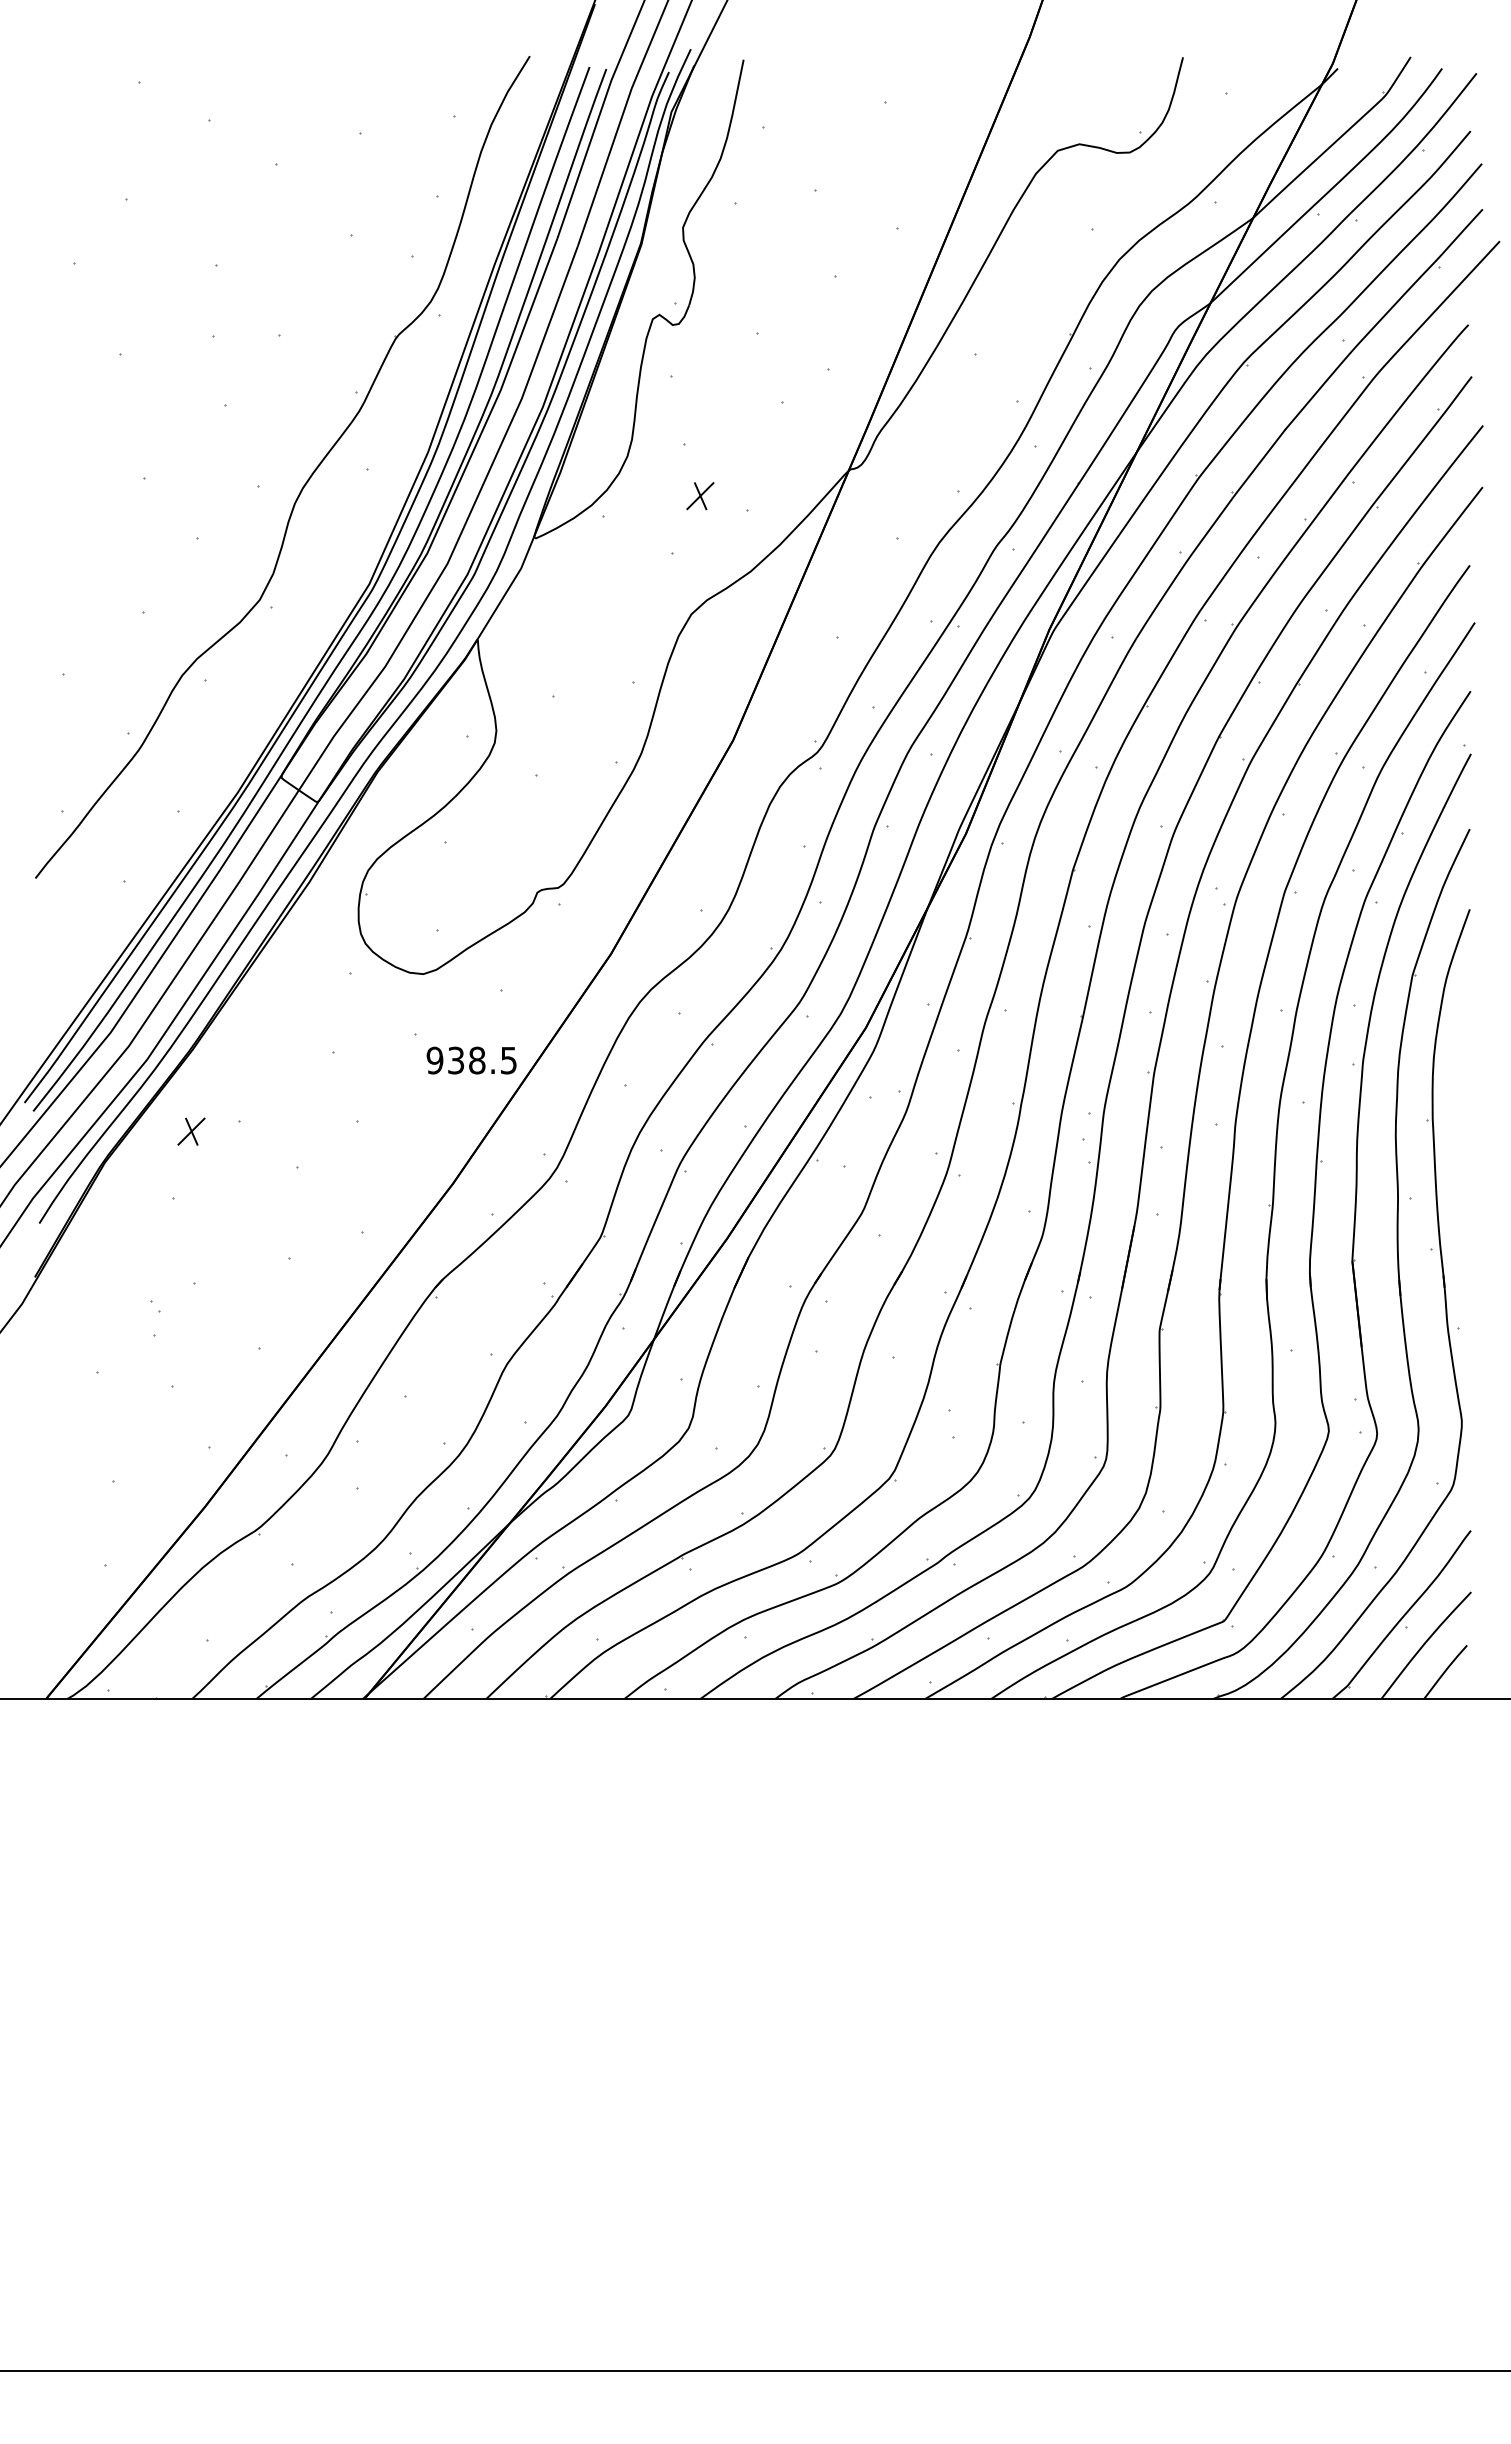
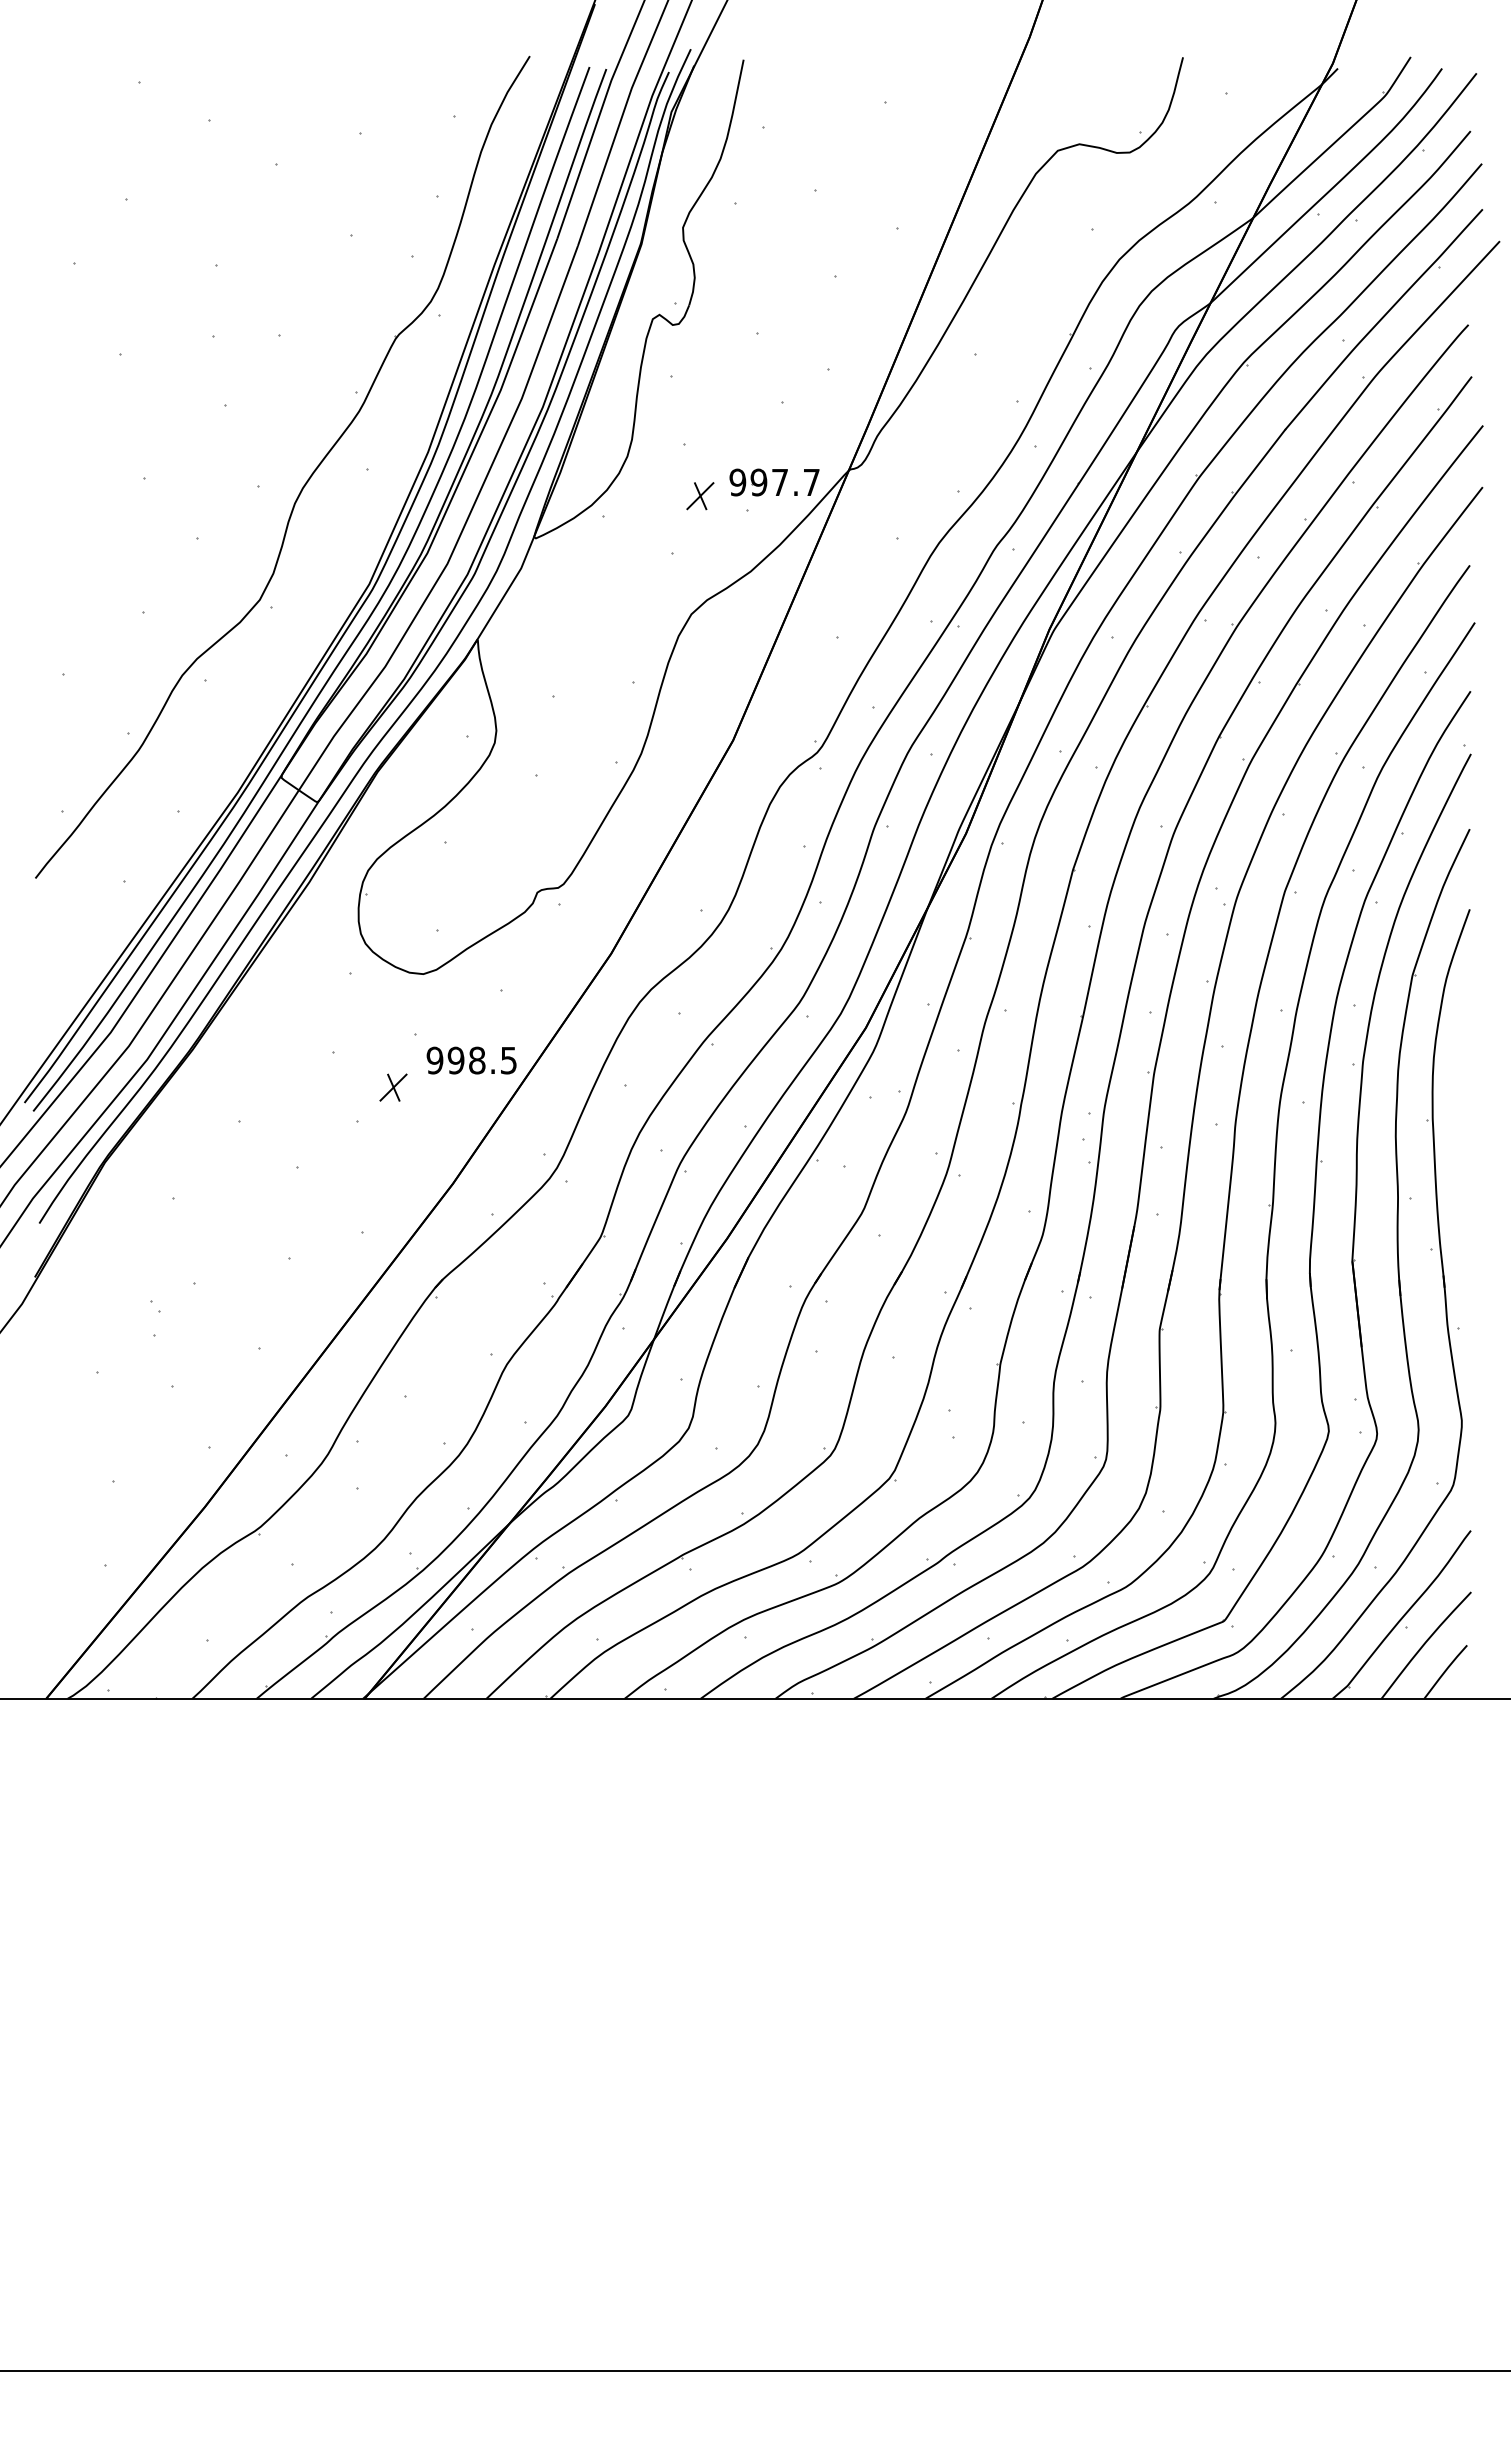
part: none -> present (774, 482)
text: 938.5 -> 998.5 (455, 1060)
part position: (191, 1131) -> (393, 1087) (393, 1087)
